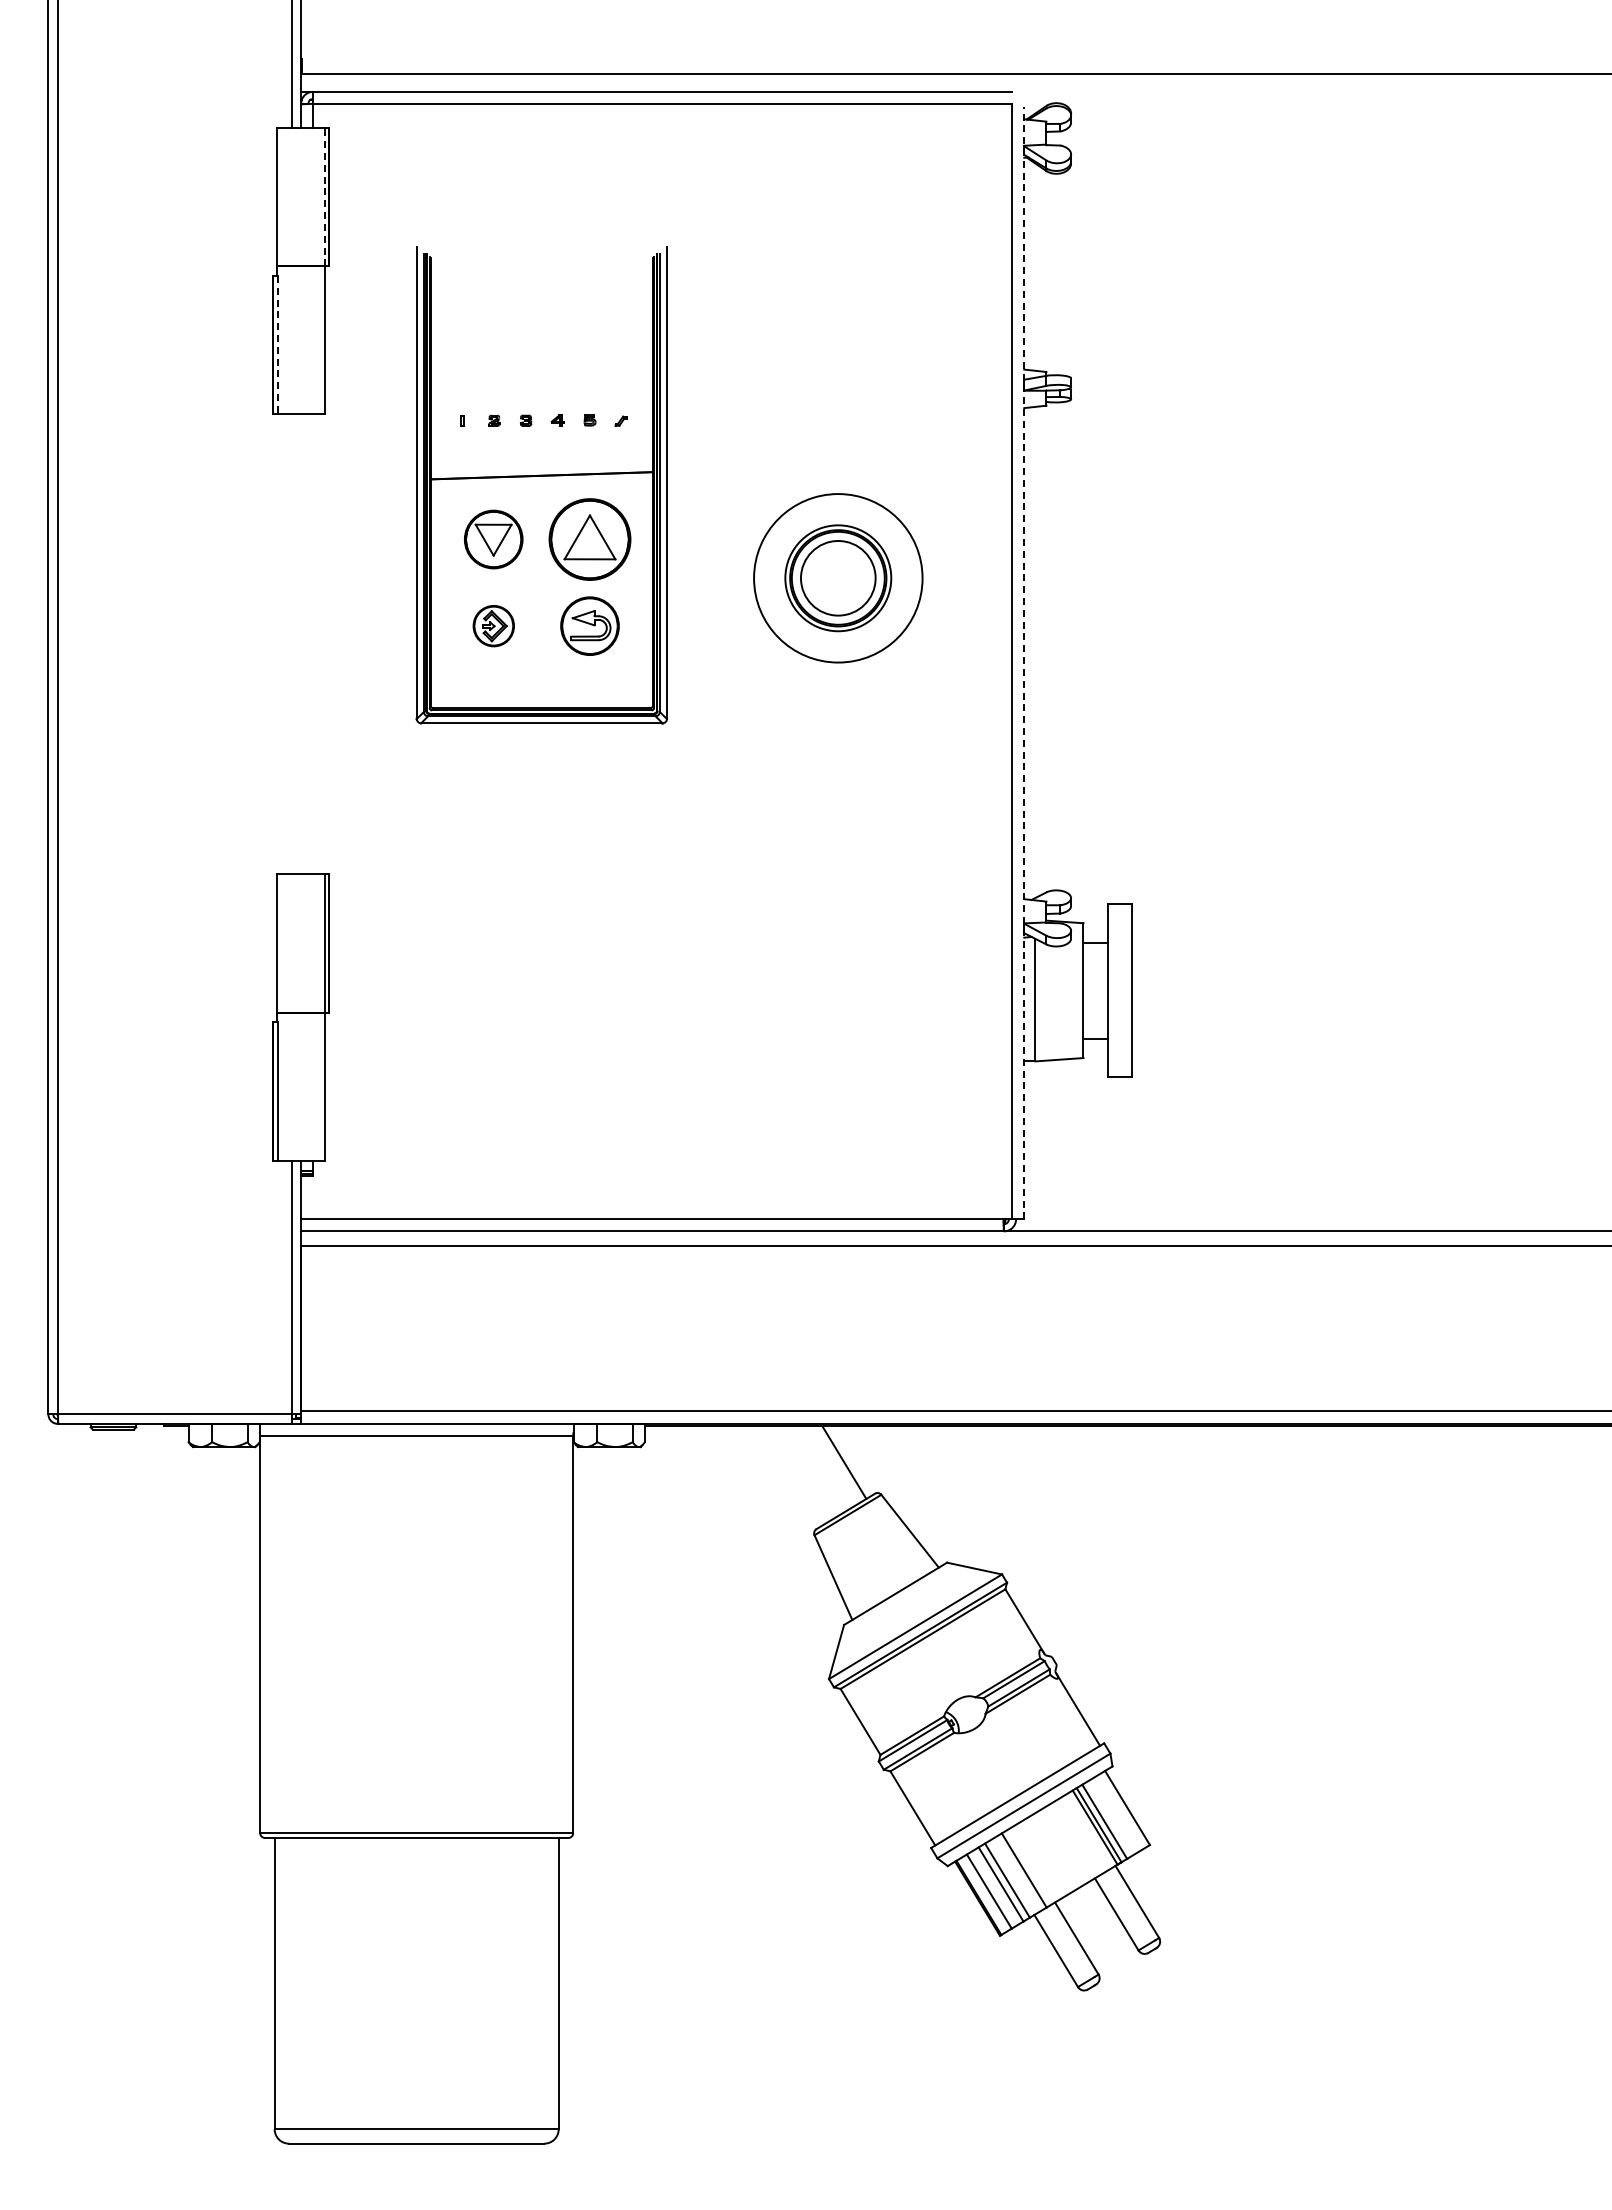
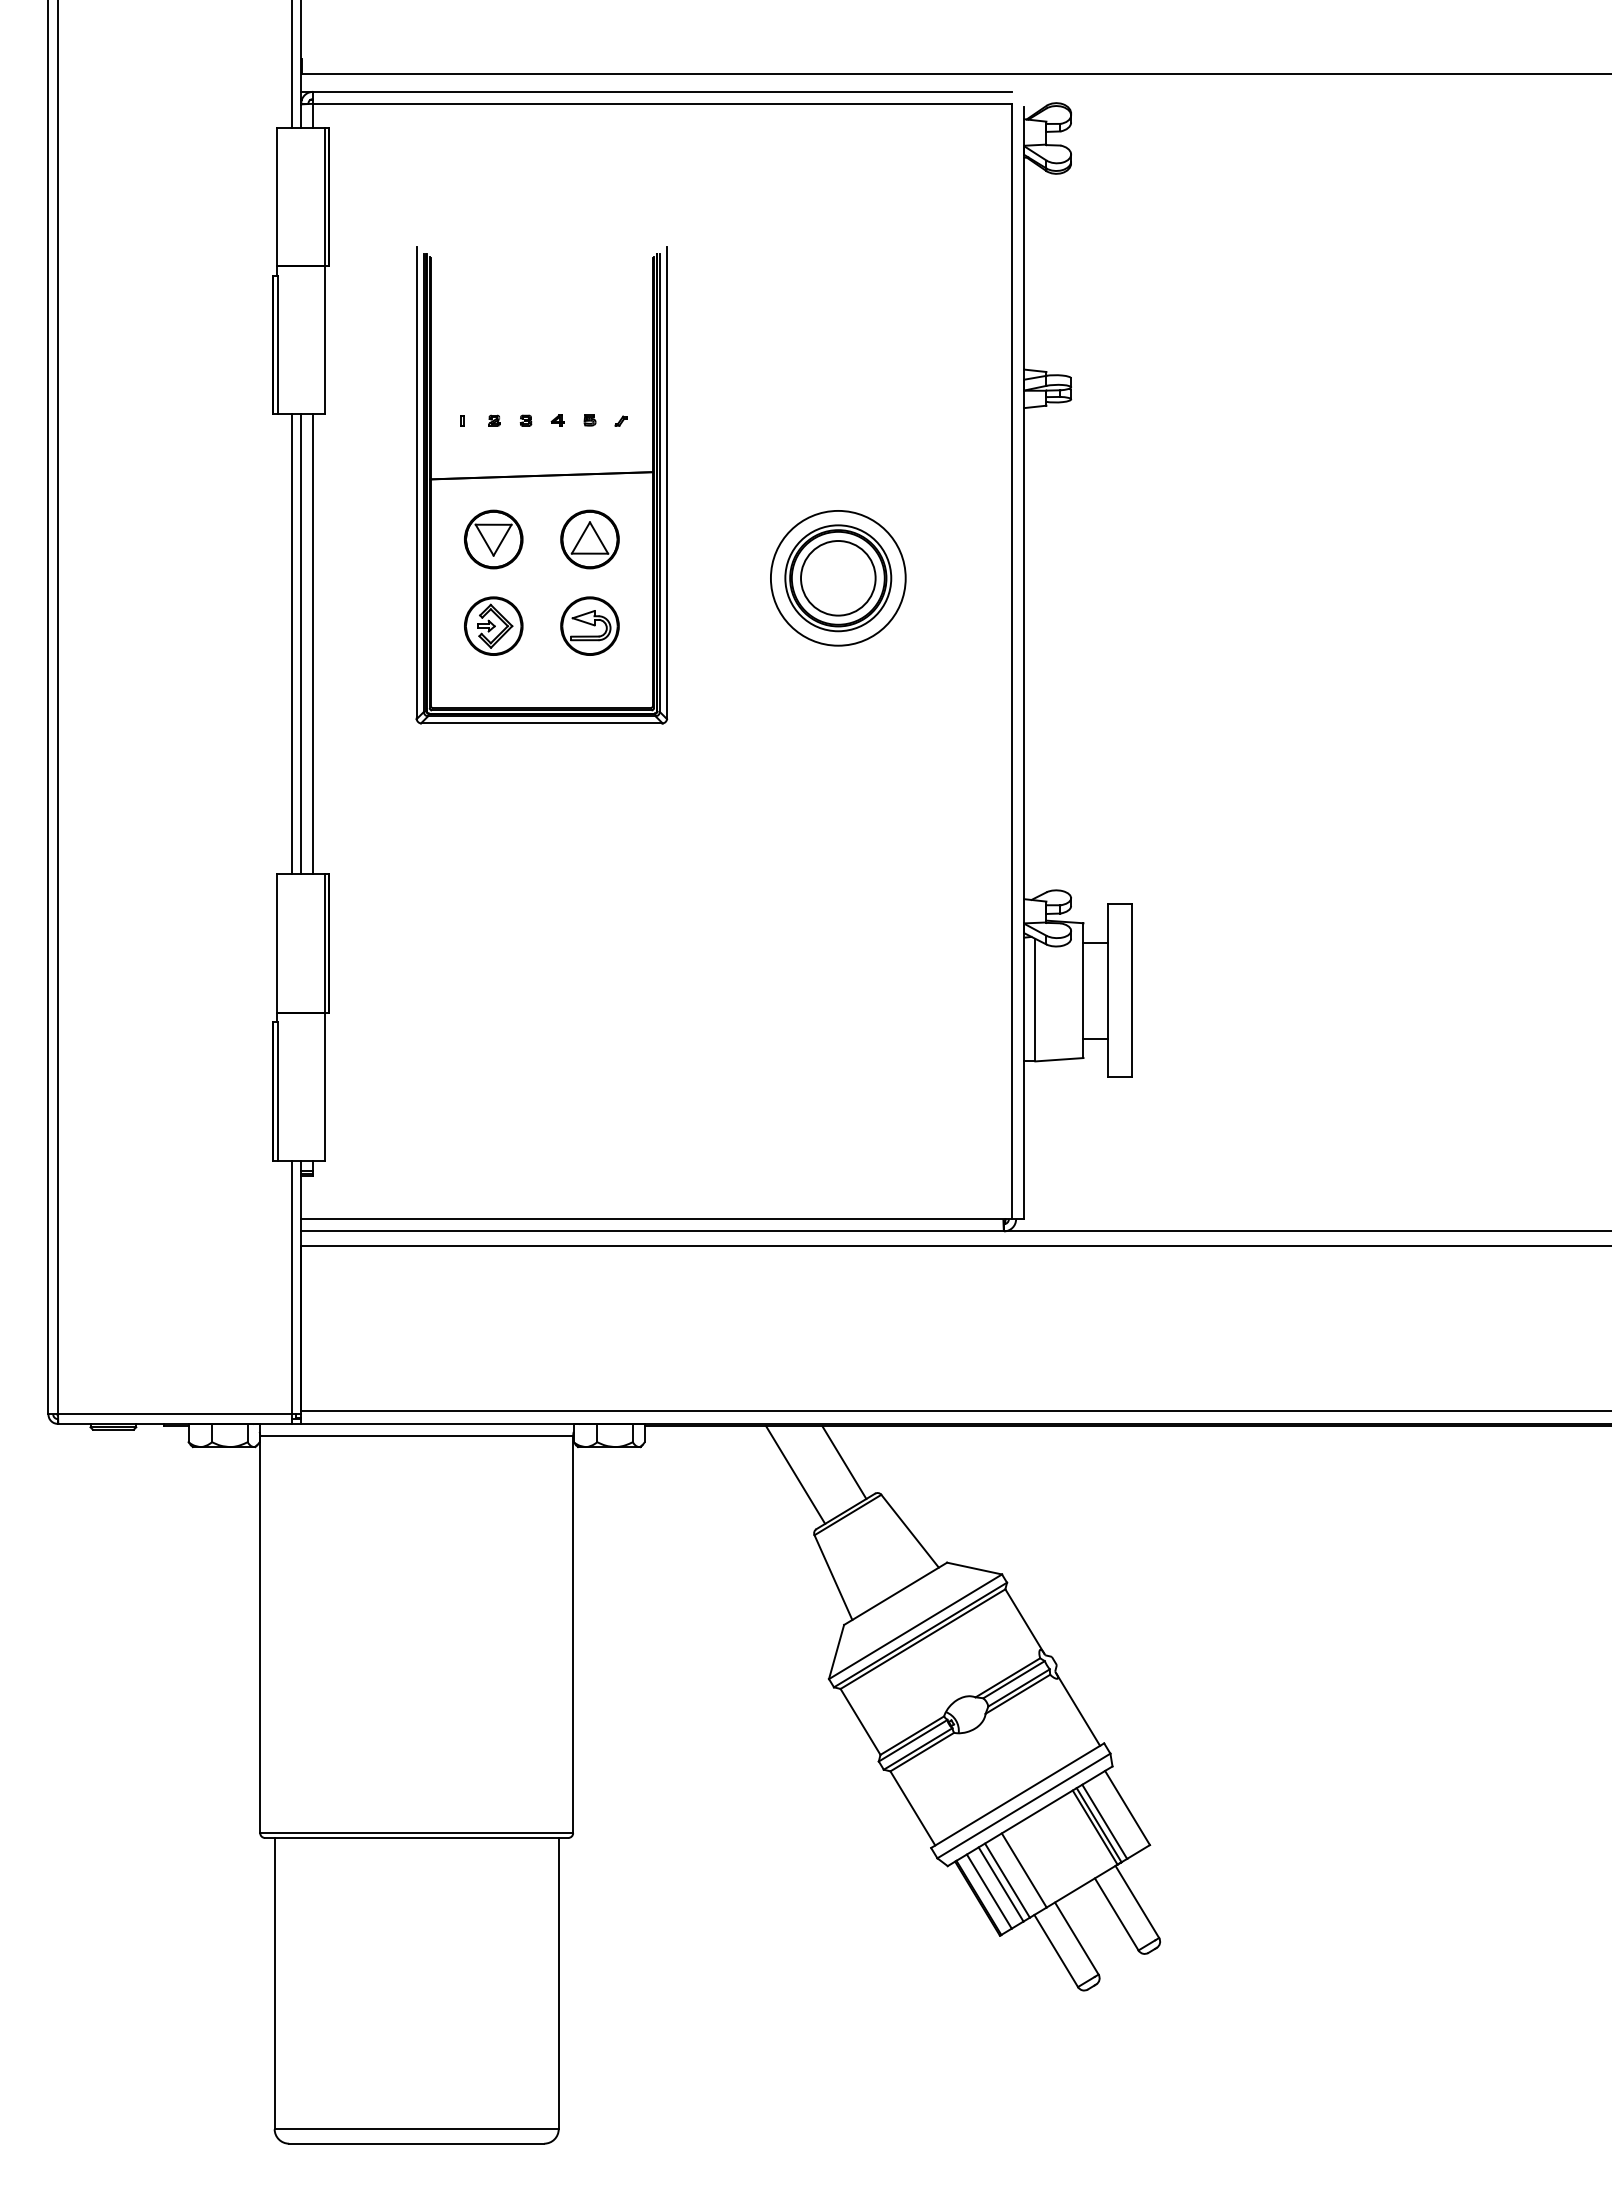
line: dashed -> solid (324, 196)
line: dashed -> solid (277, 345)
part size: 84x83 px -> 60x61 px (589, 539)
circle diameter: 169 px -> 135 px (837, 577)
part size: 43x43 px -> 60x60 px (493, 625)
line: none -> present (291, 644)
line: none -> present (301, 644)
line: none -> present (313, 644)
line: dashed -> solid (1024, 662)
line: none -> present (795, 1474)
